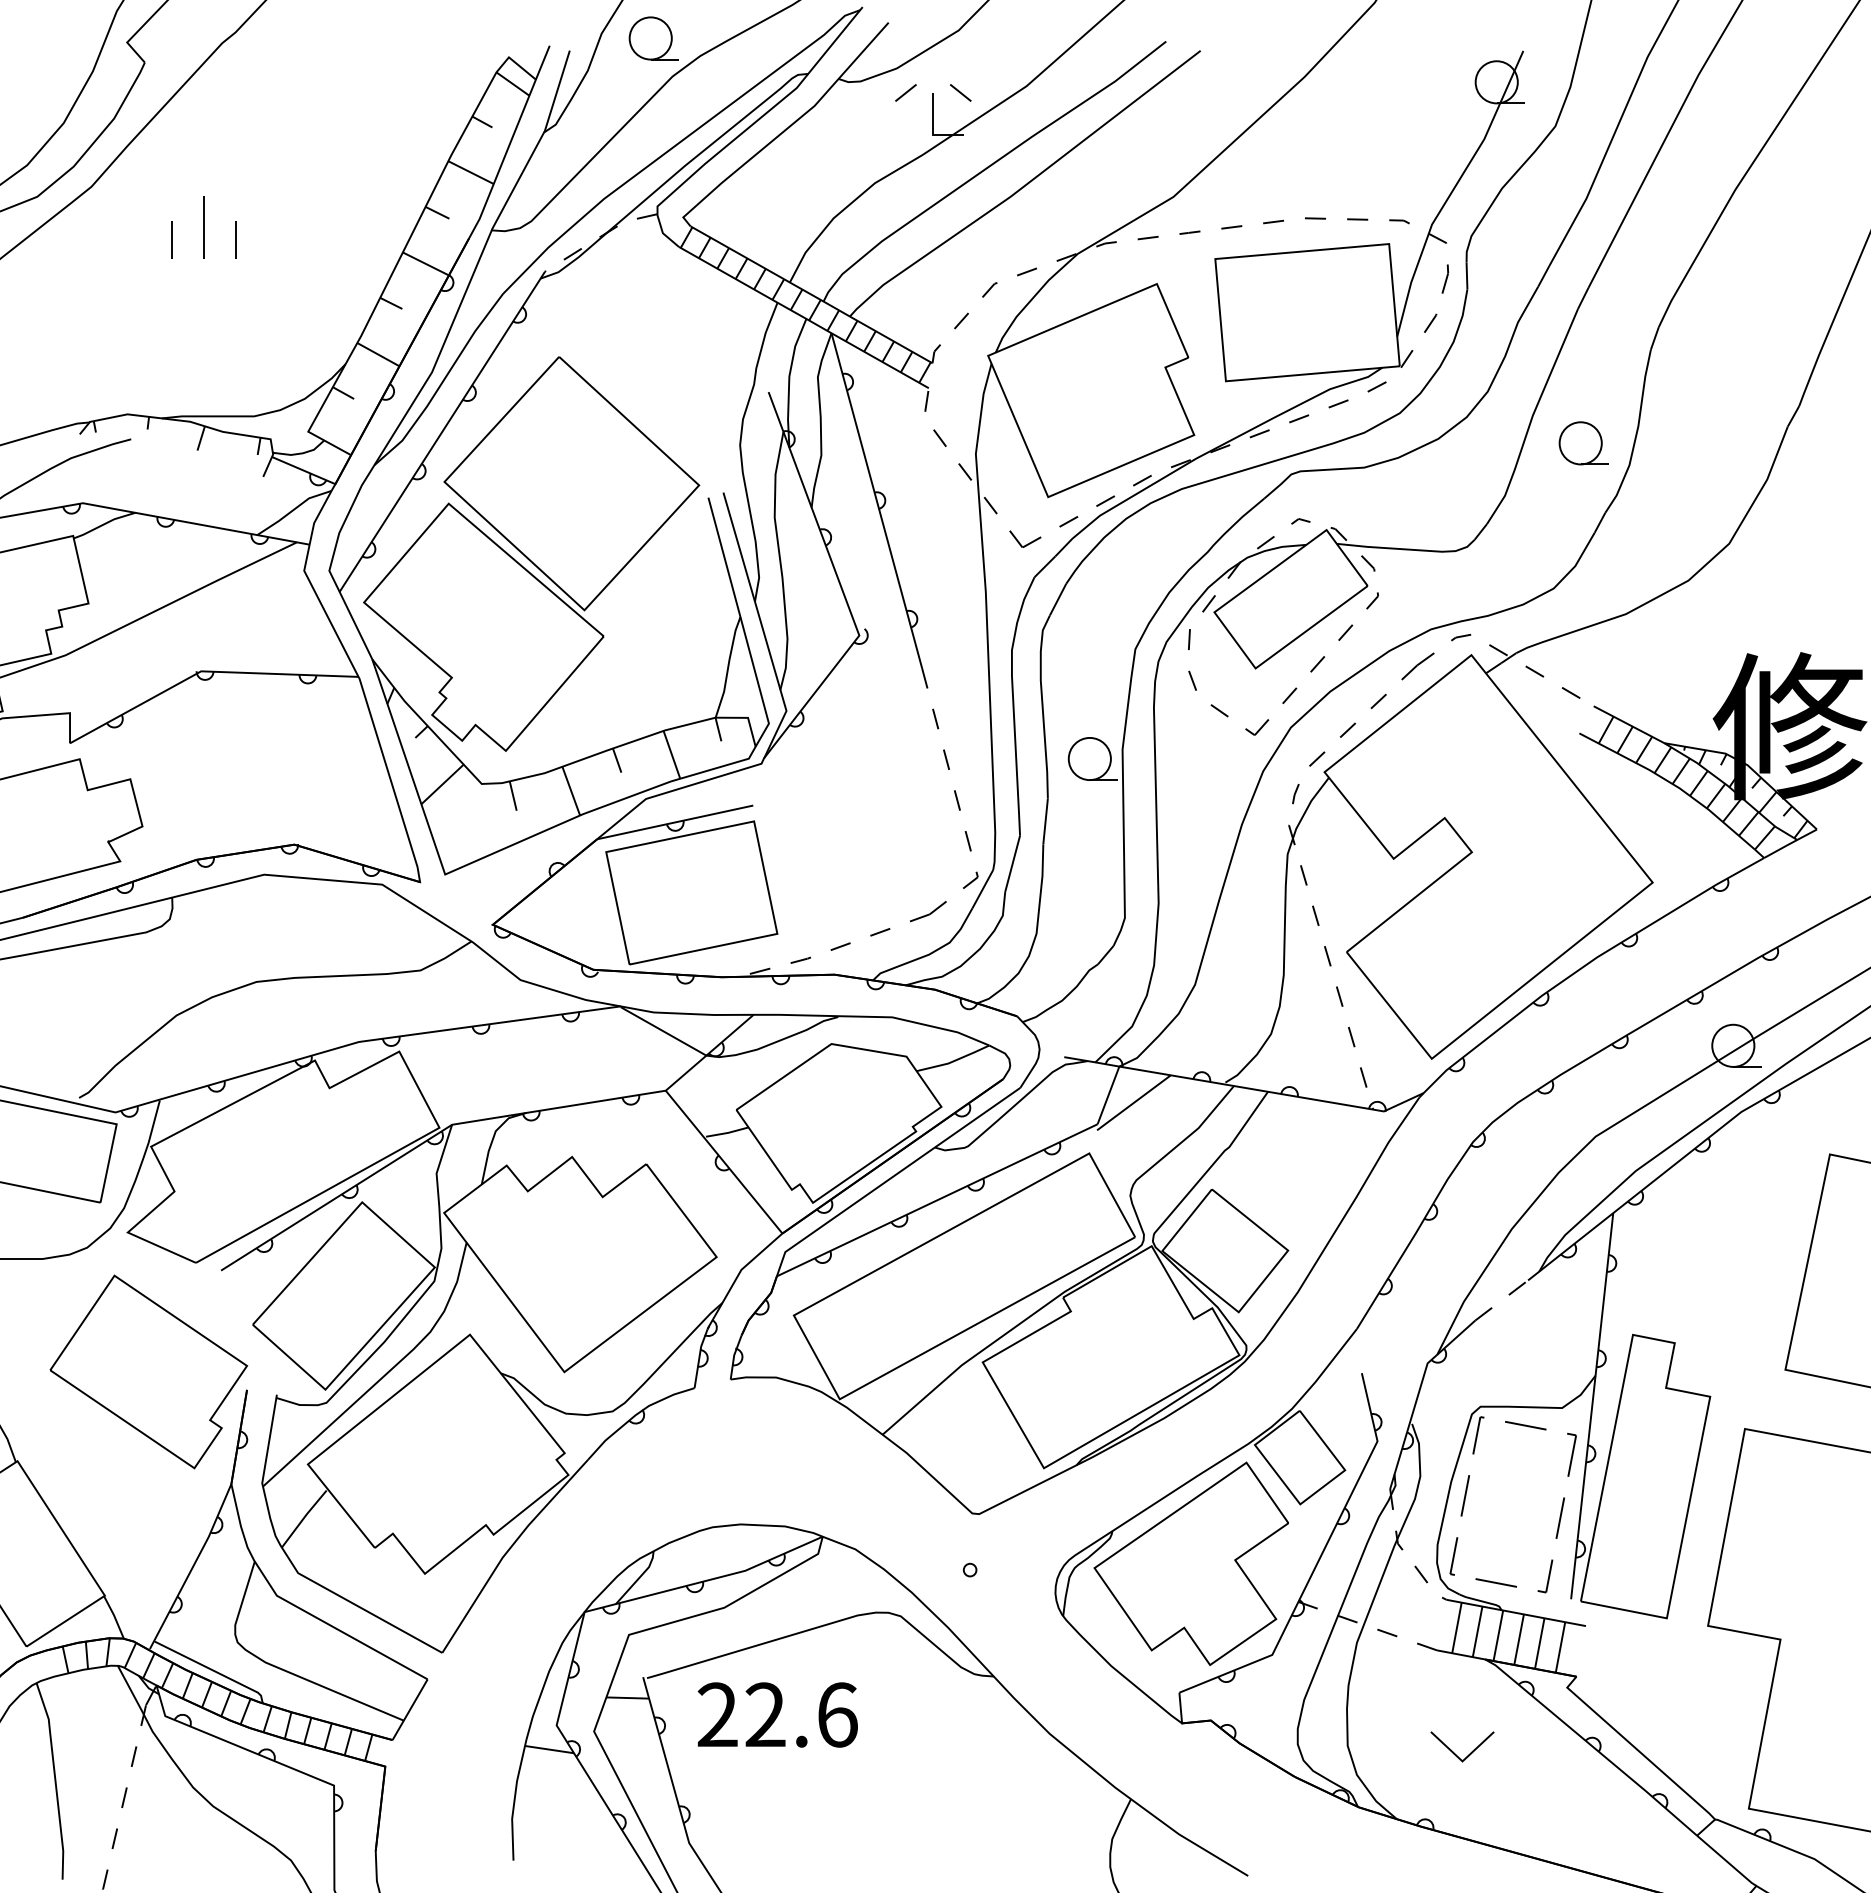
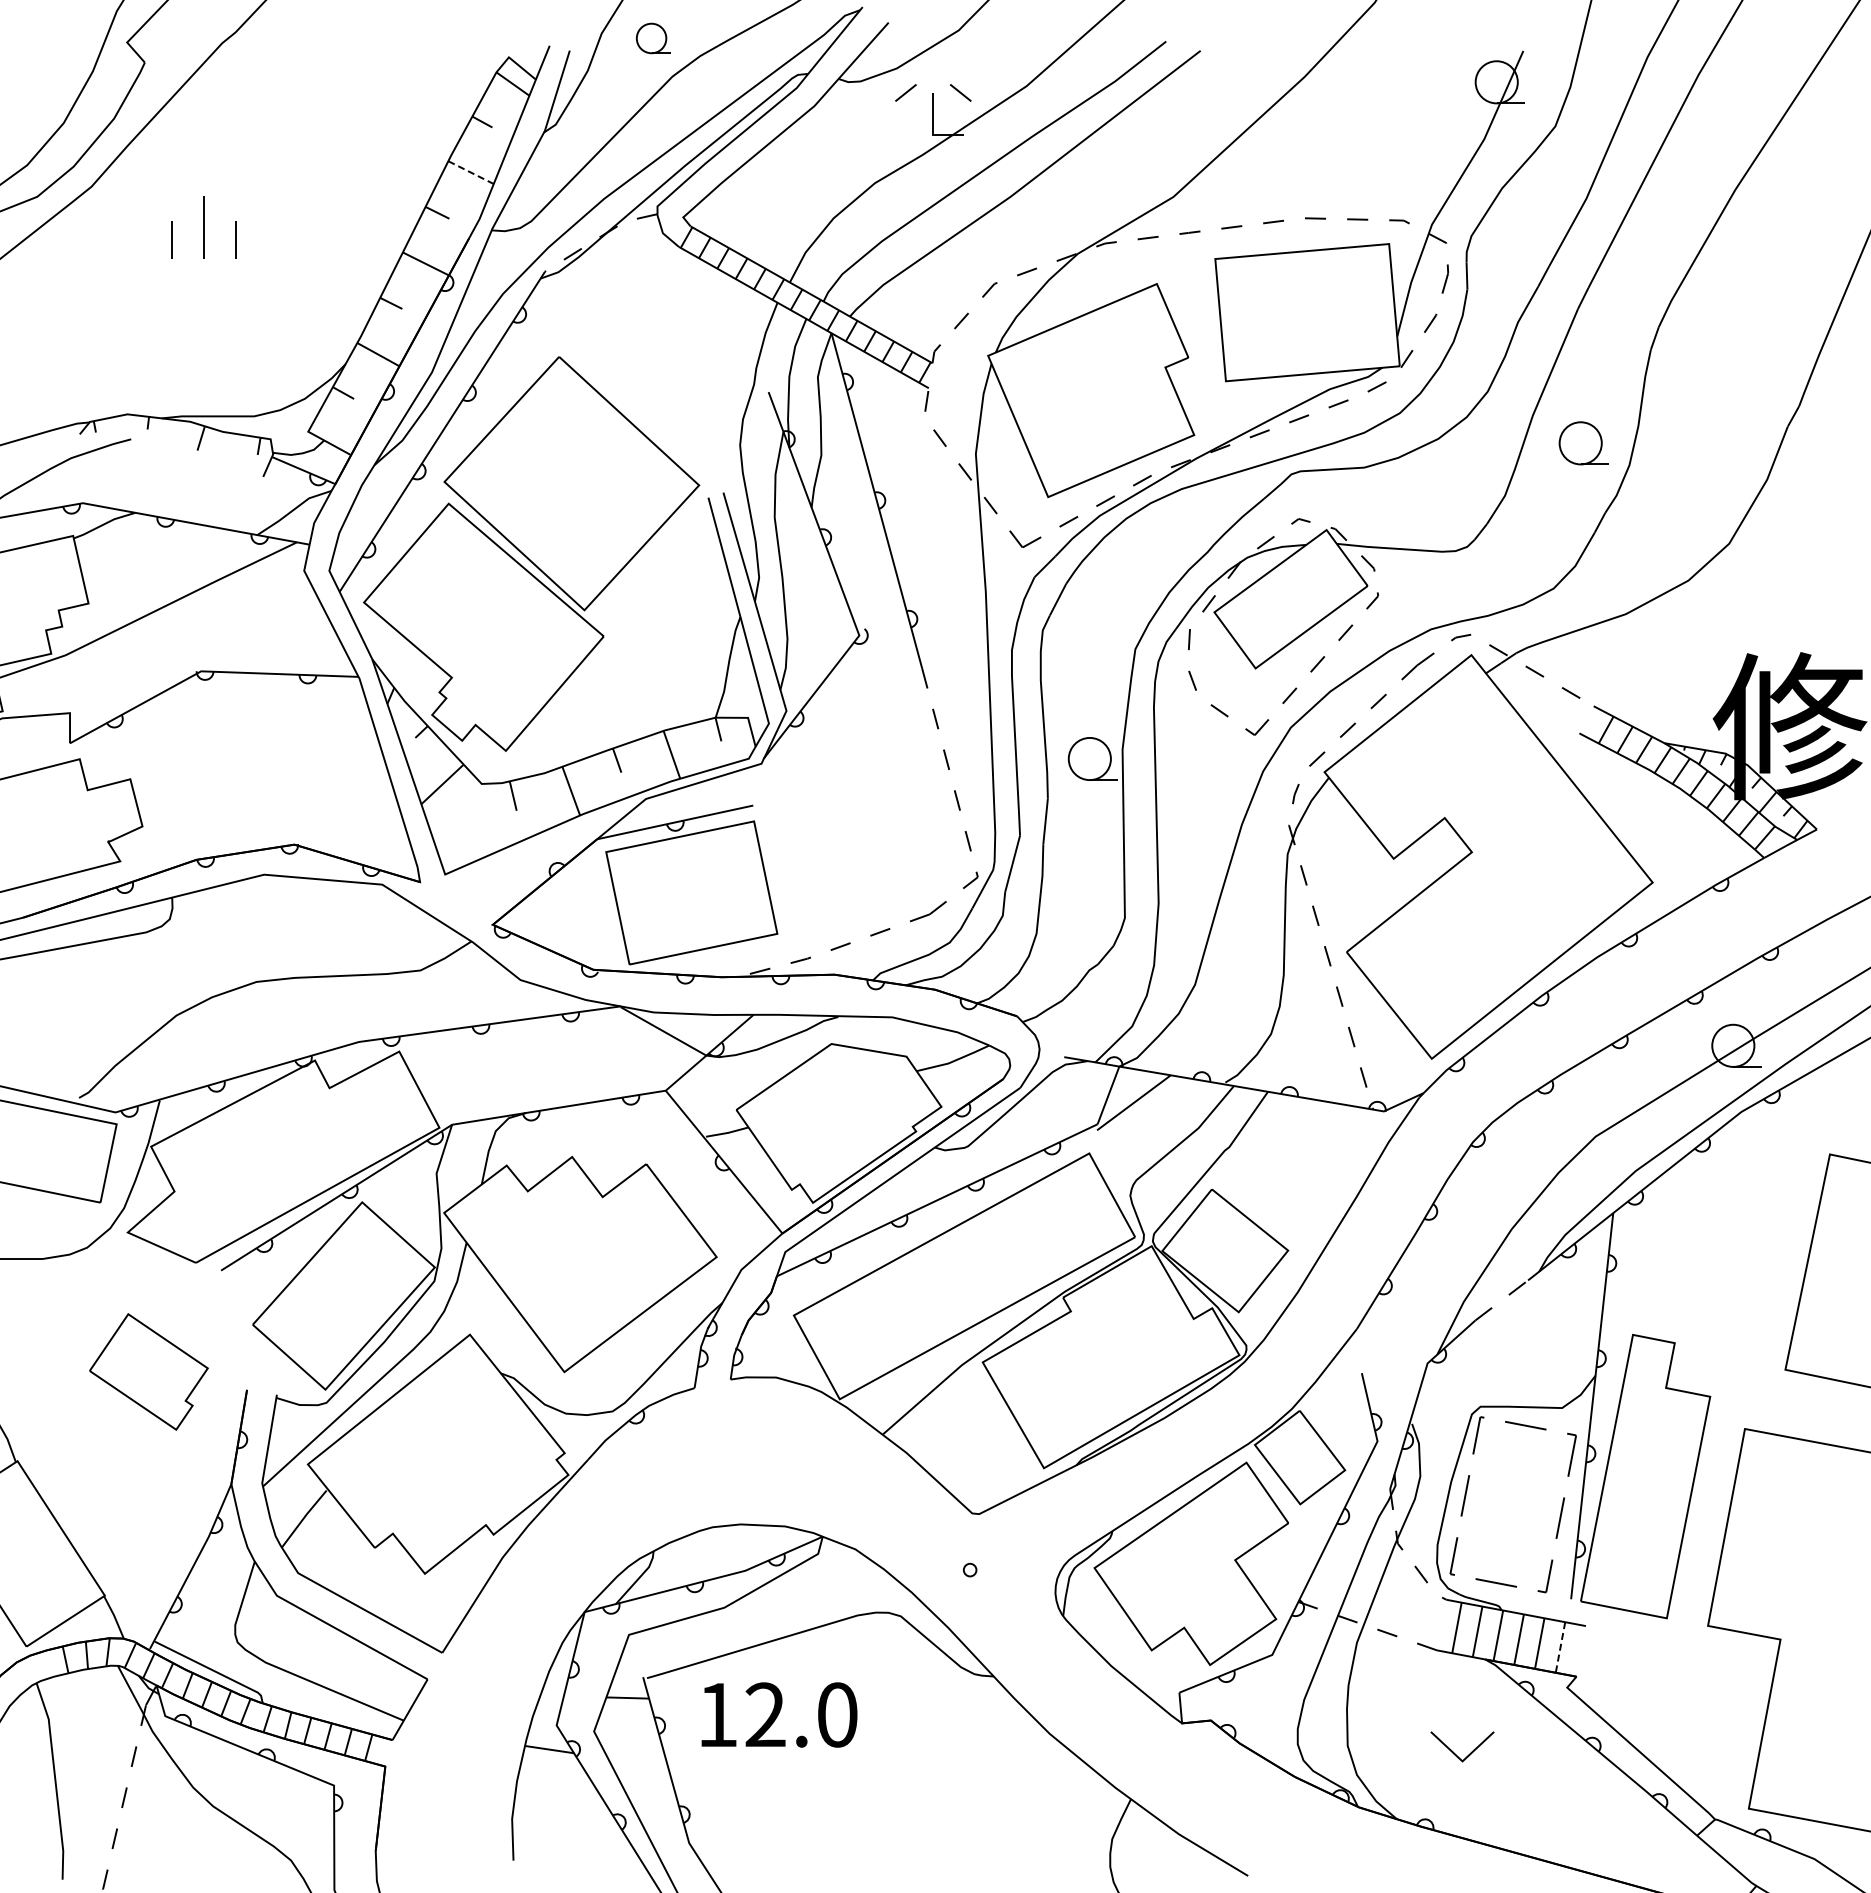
part size: 51x45 px -> 35x33 px (653, 38)
line: solid -> dashed (471, 172)
part size: 200x196 px -> 120x118 px (148, 1371)
line: solid -> dashed (1560, 1647)
text: 22.6 -> 12.0 (777, 1714)
